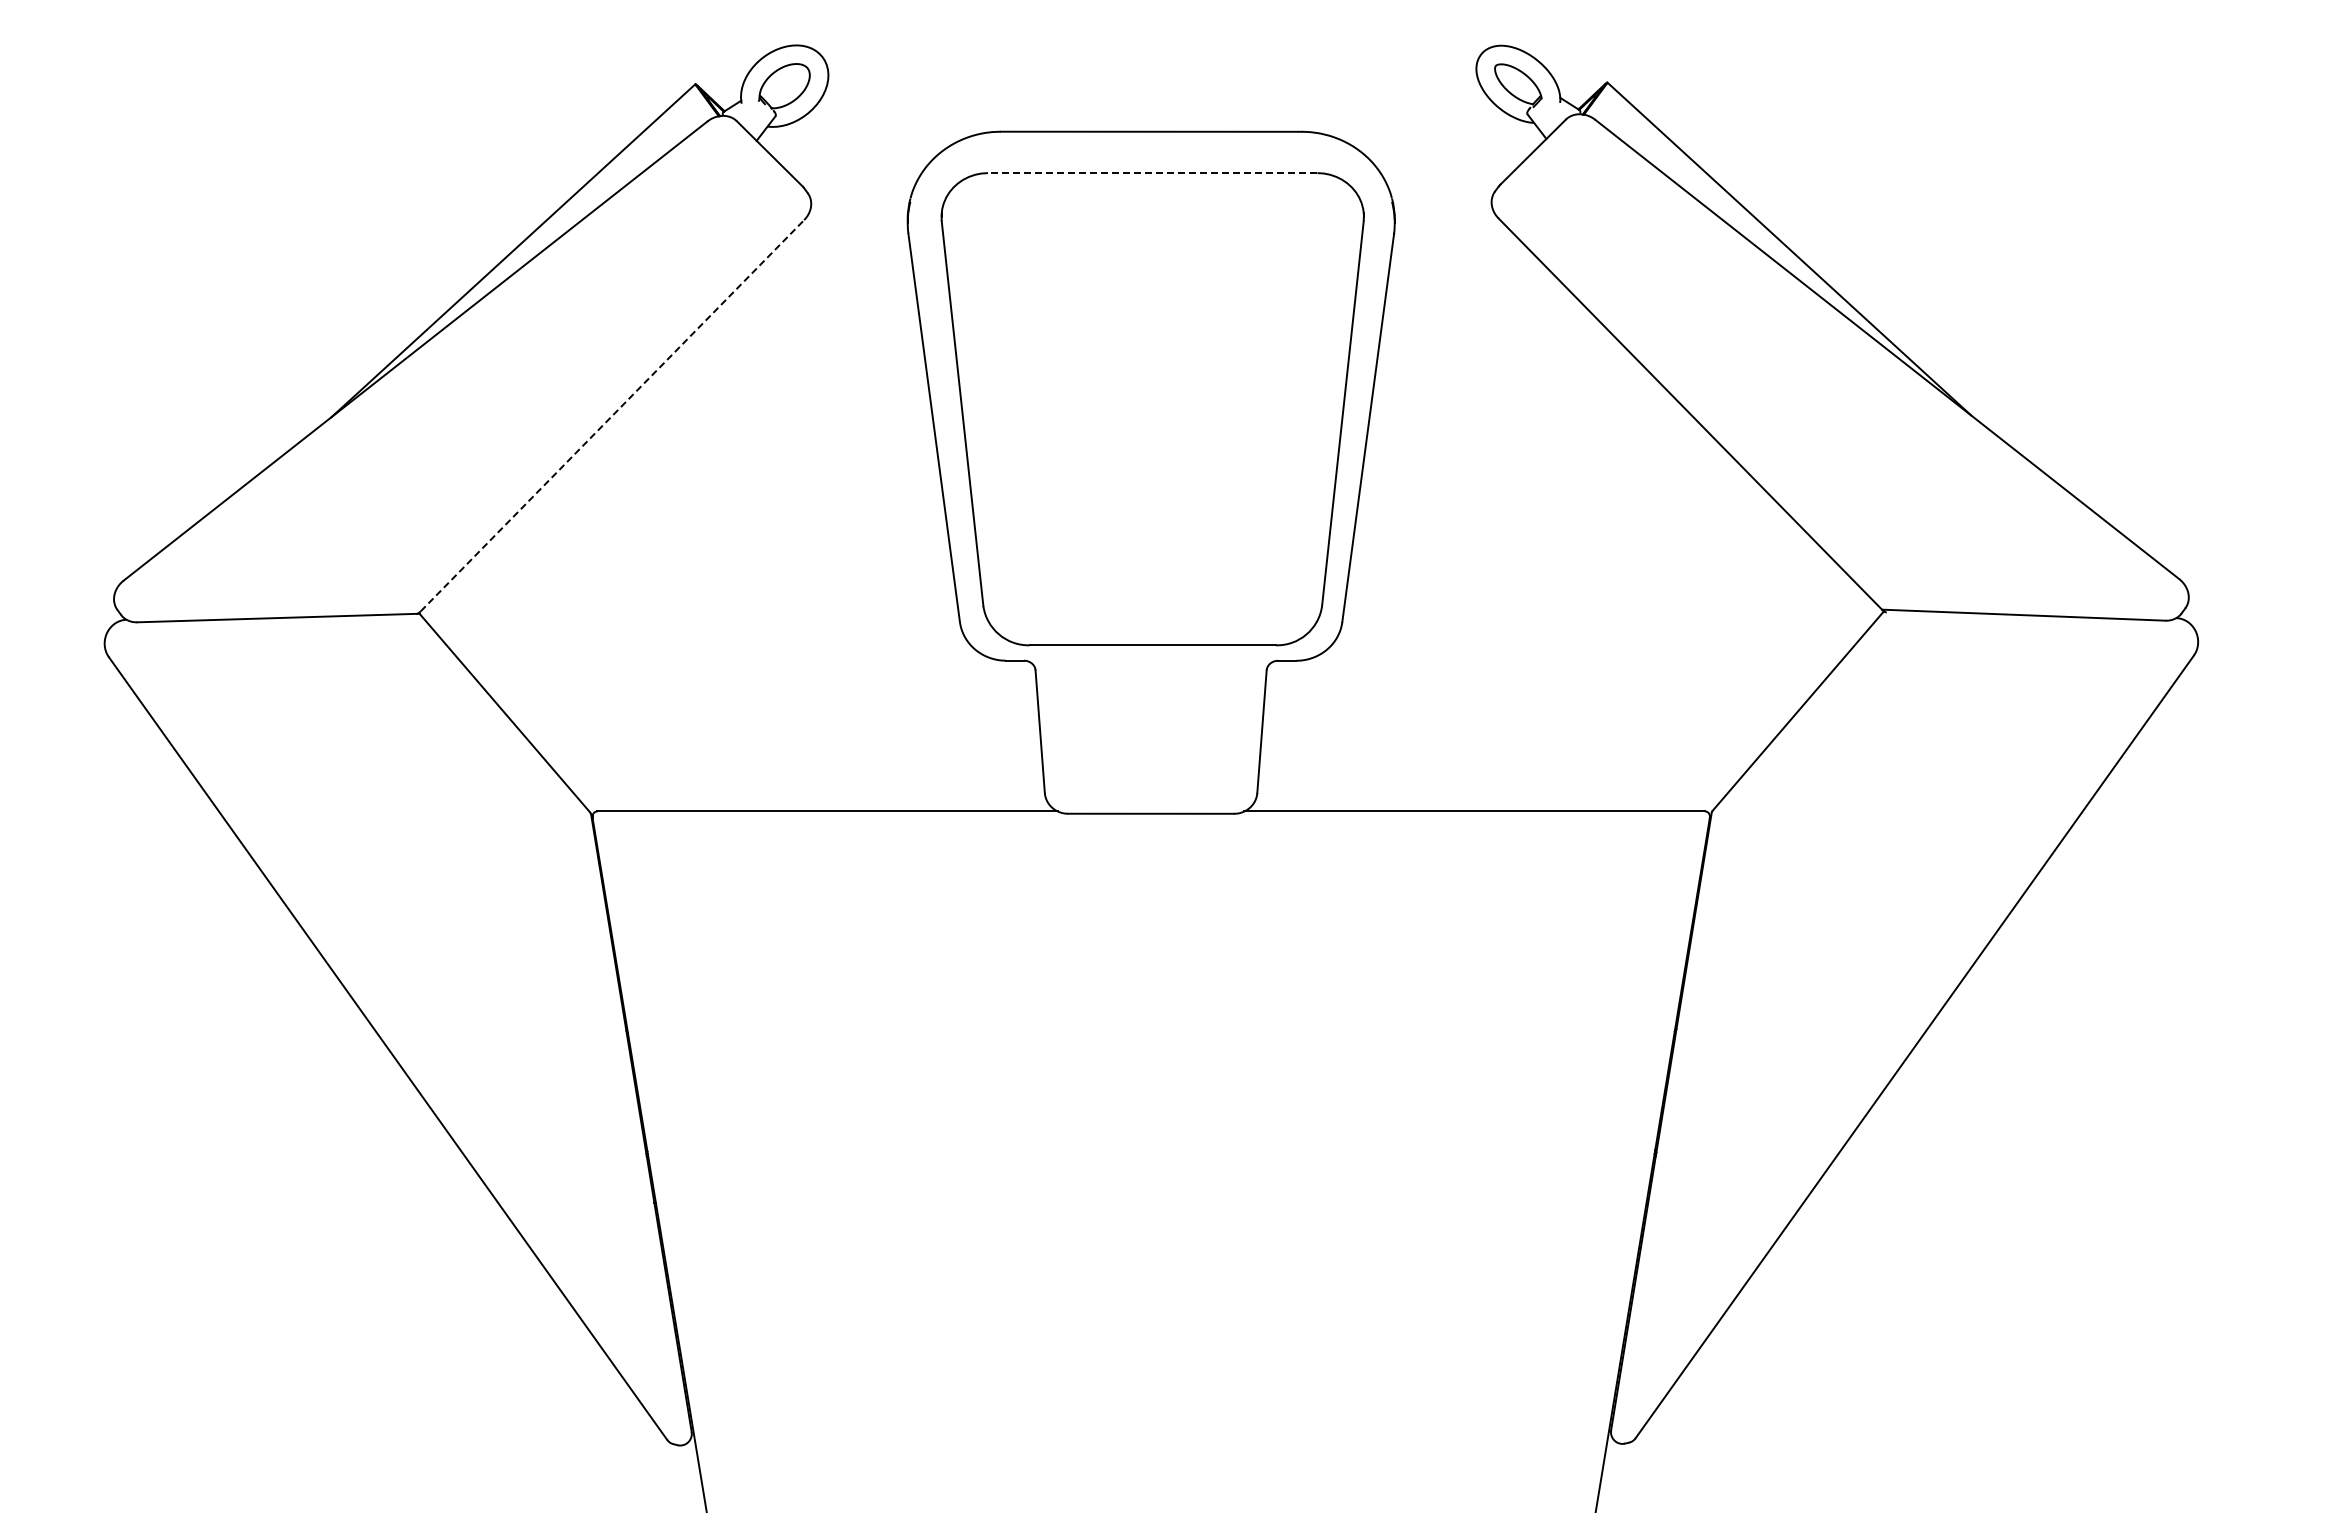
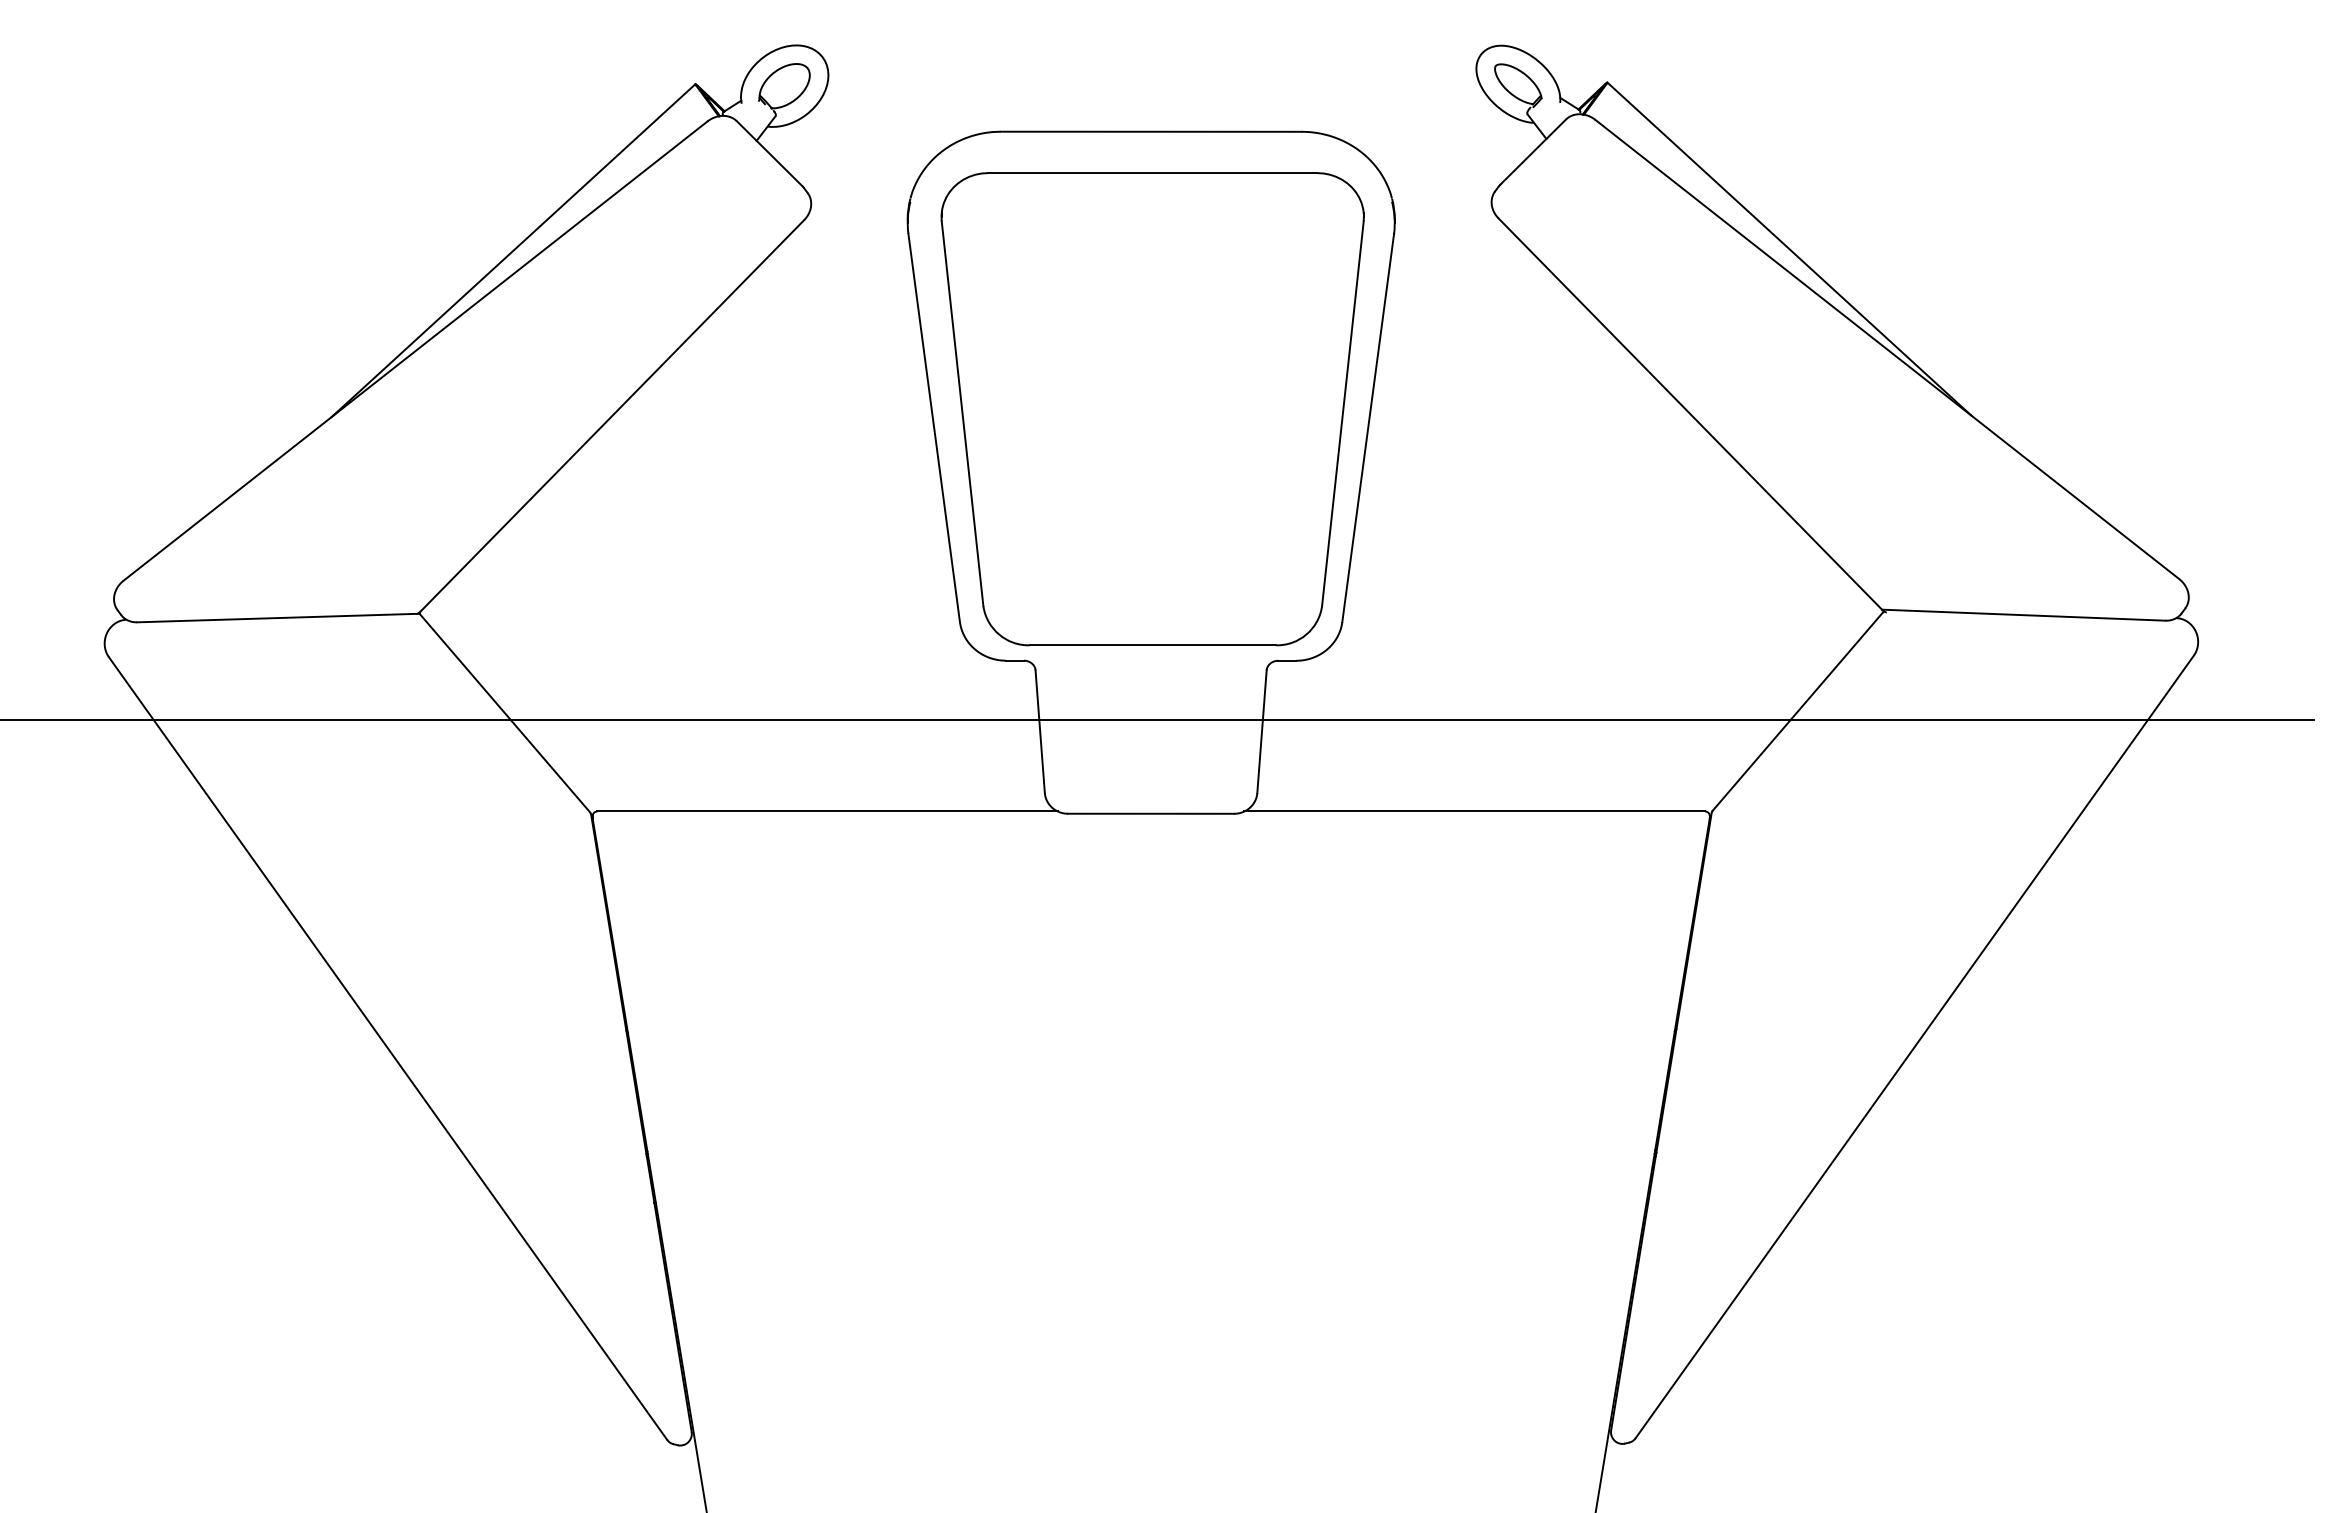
line: dashed -> solid (1152, 173)
line: dashed -> solid (612, 415)
line: none -> present (1158, 720)
